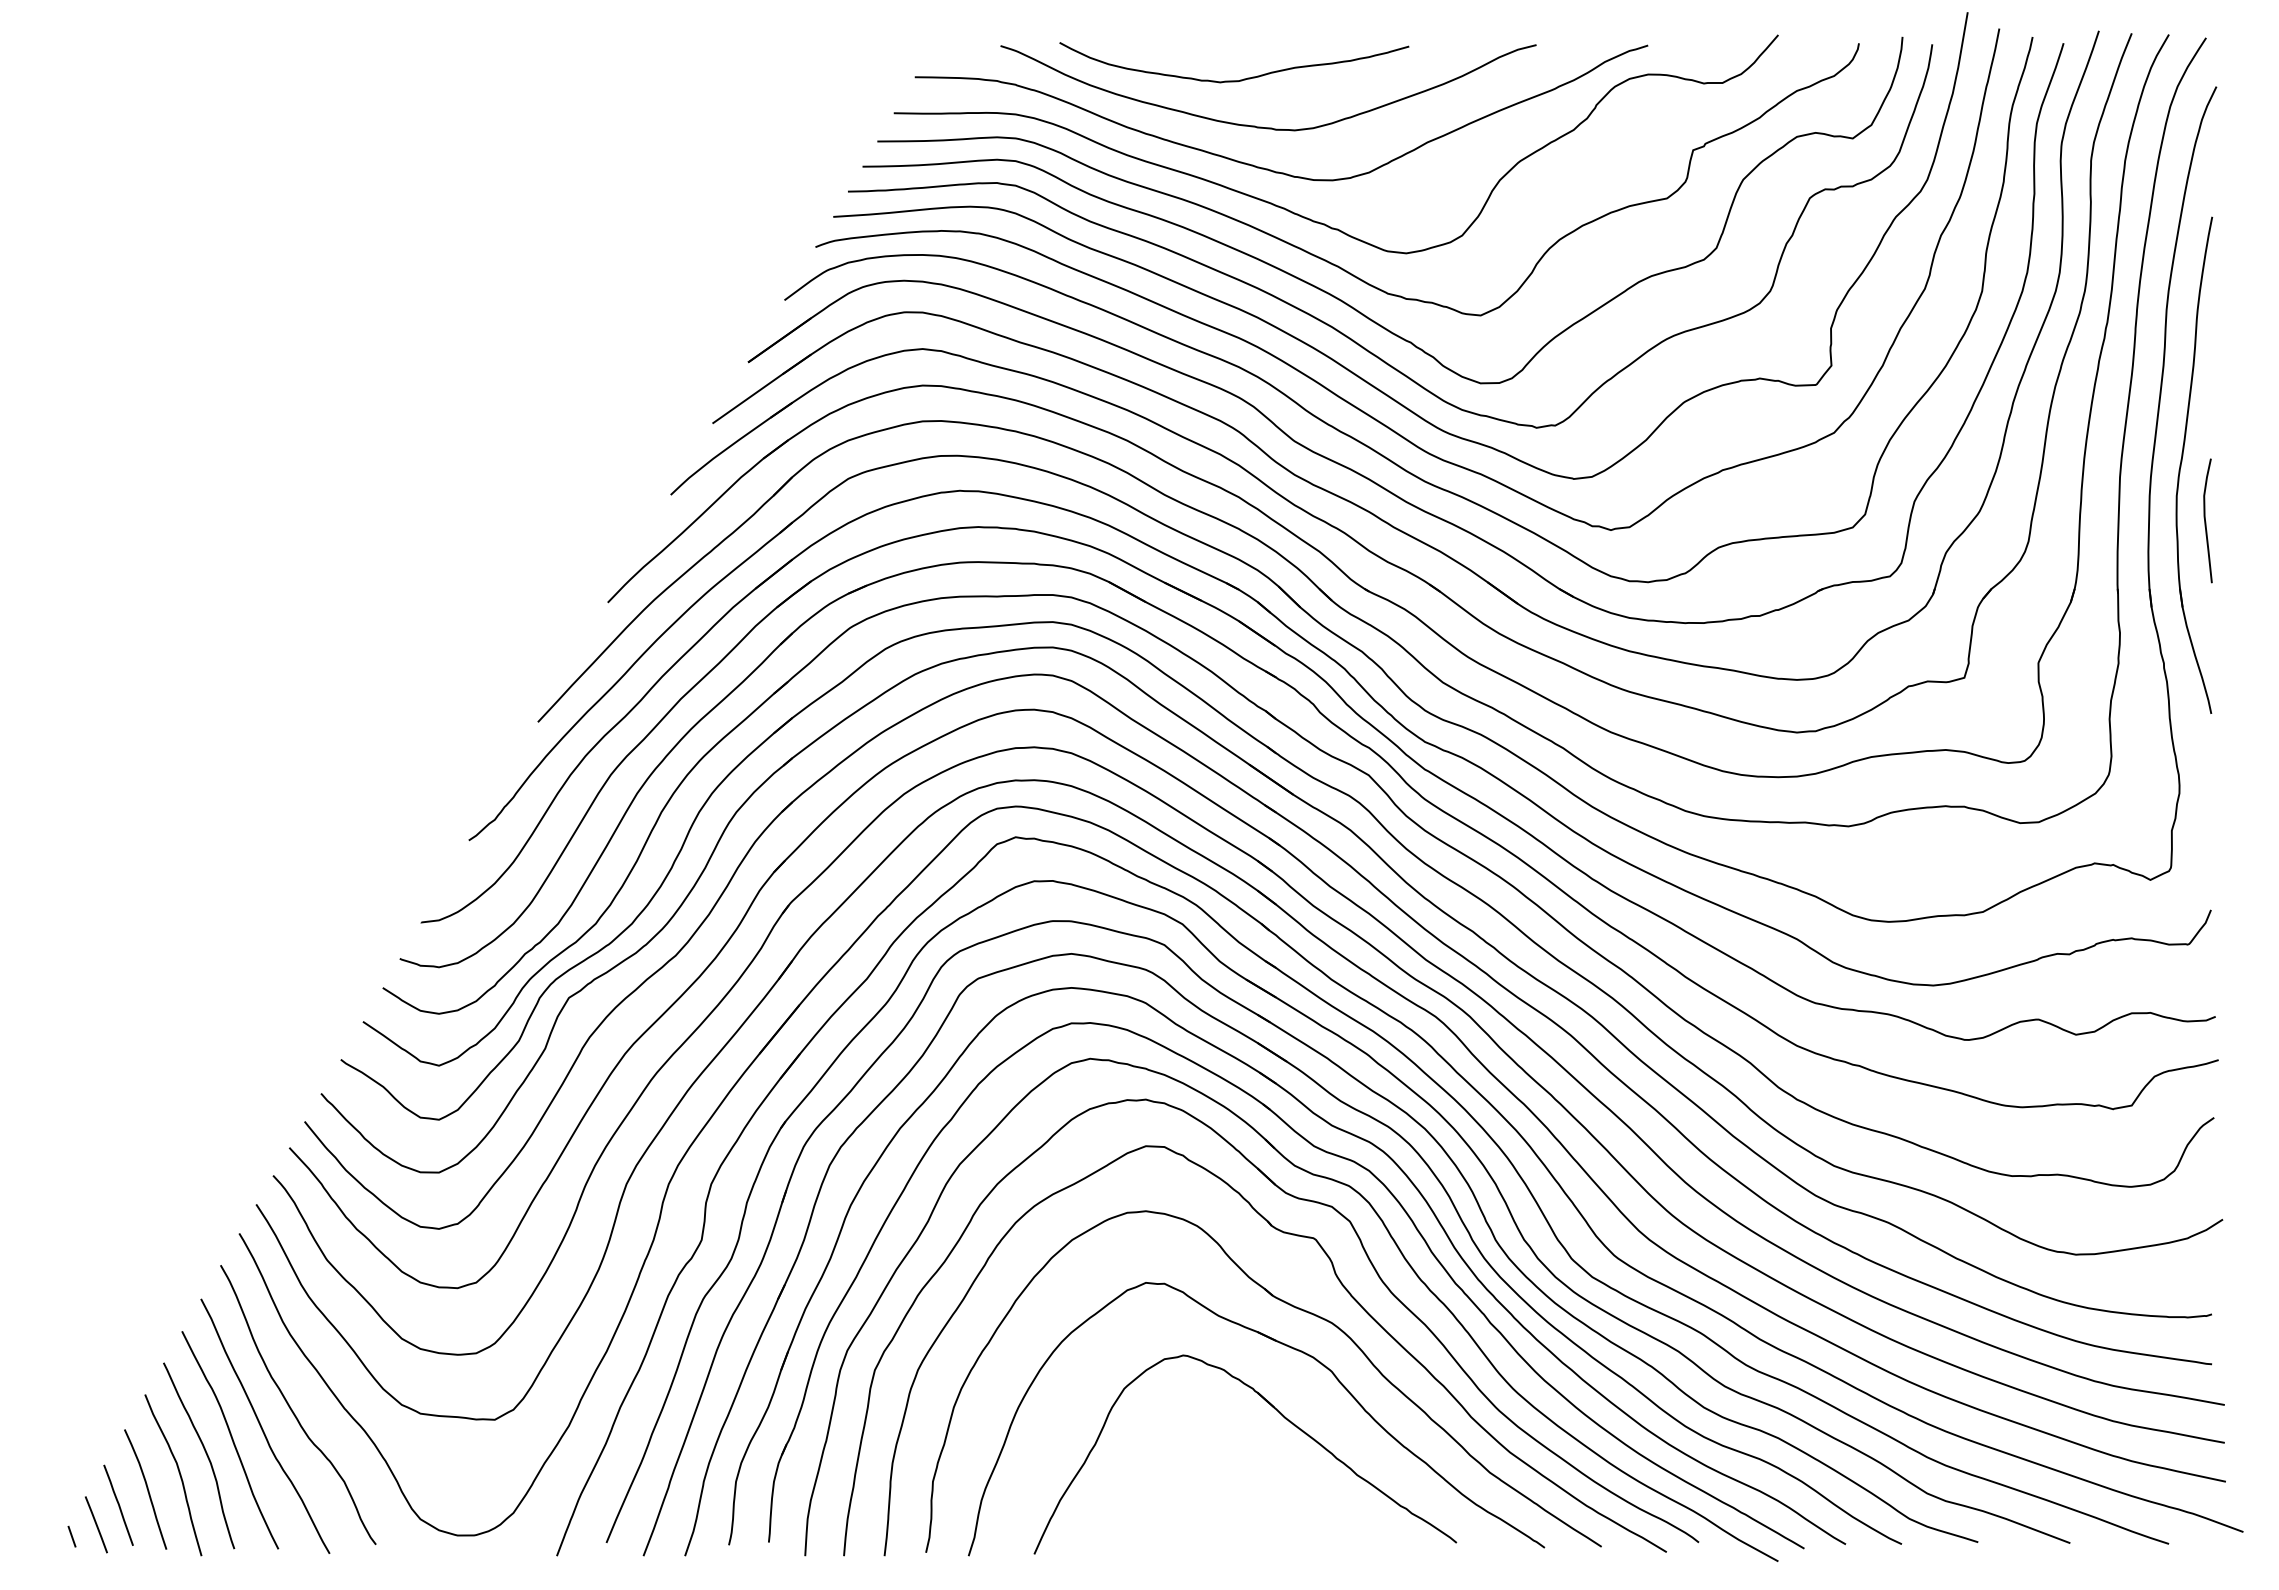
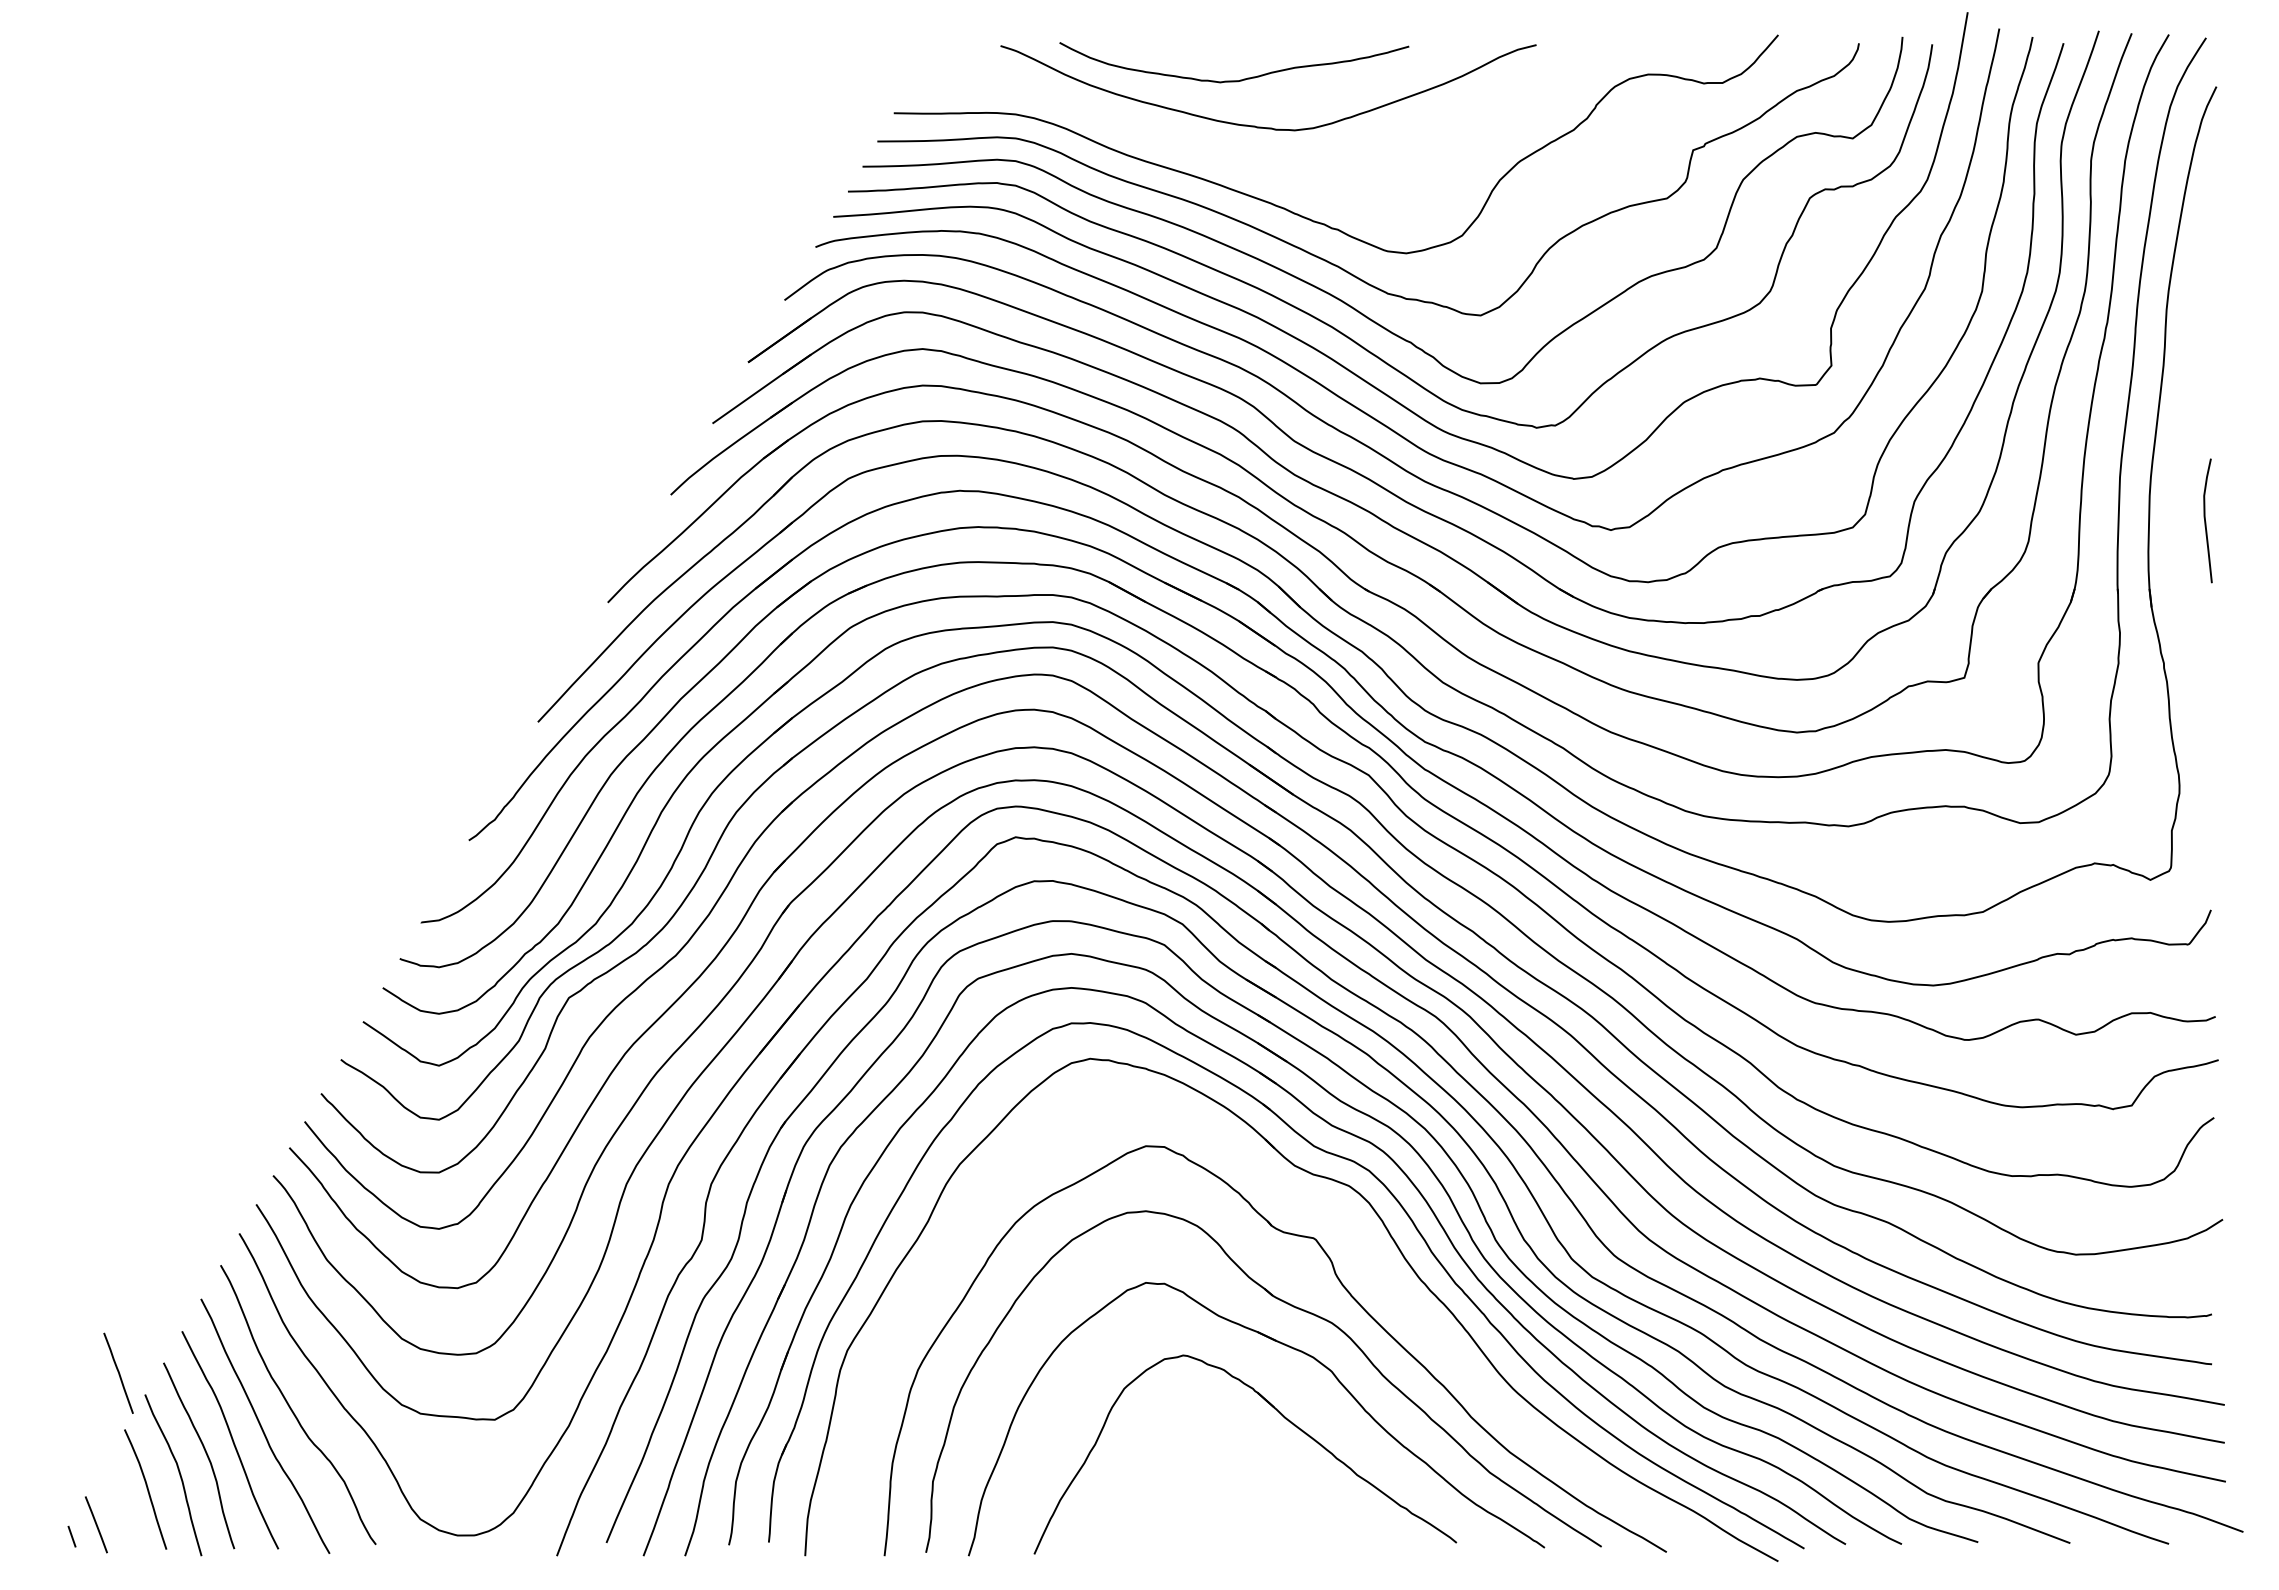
curve: present -> none (1268, 168)
part: present -> none (2182, 462)
part: present -> none (1372, 1267)
line position: (118, 1504) -> (118, 1372) (118, 1372)
